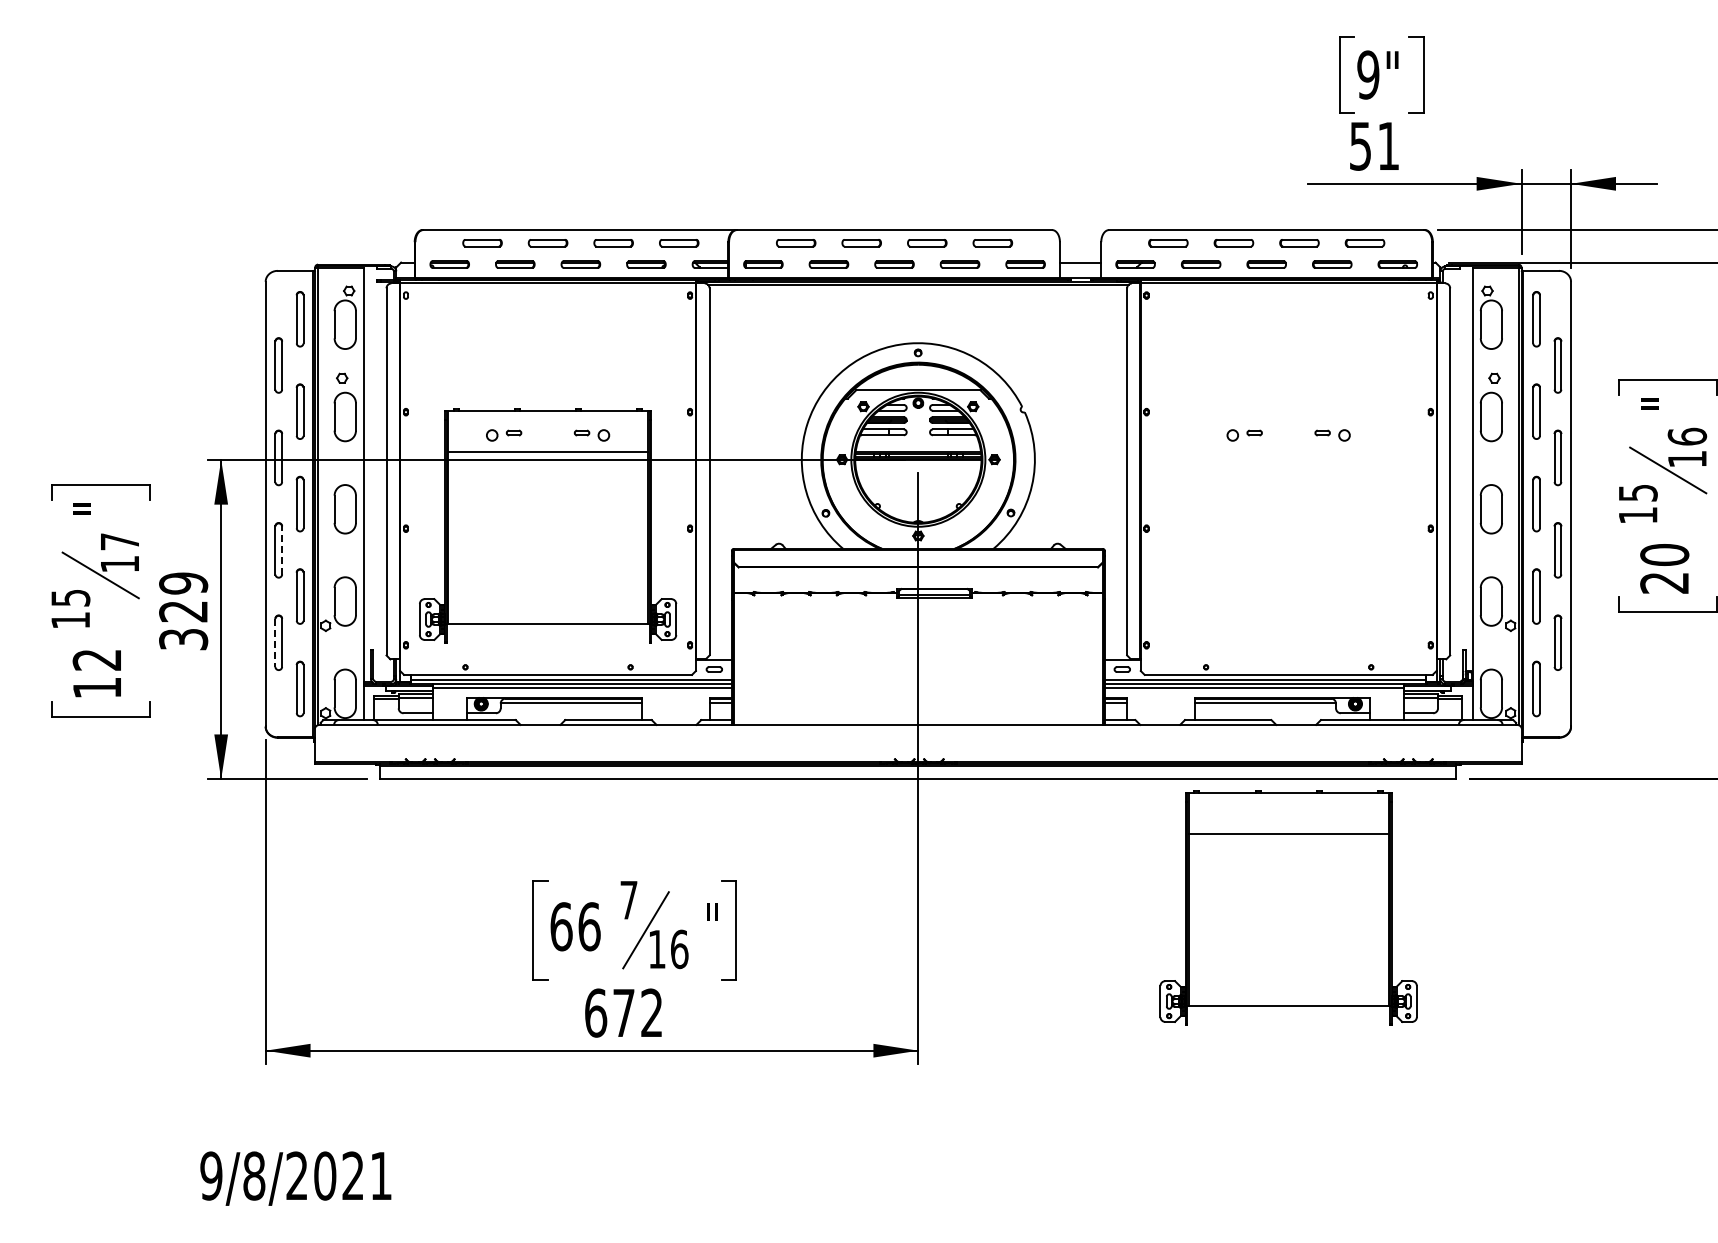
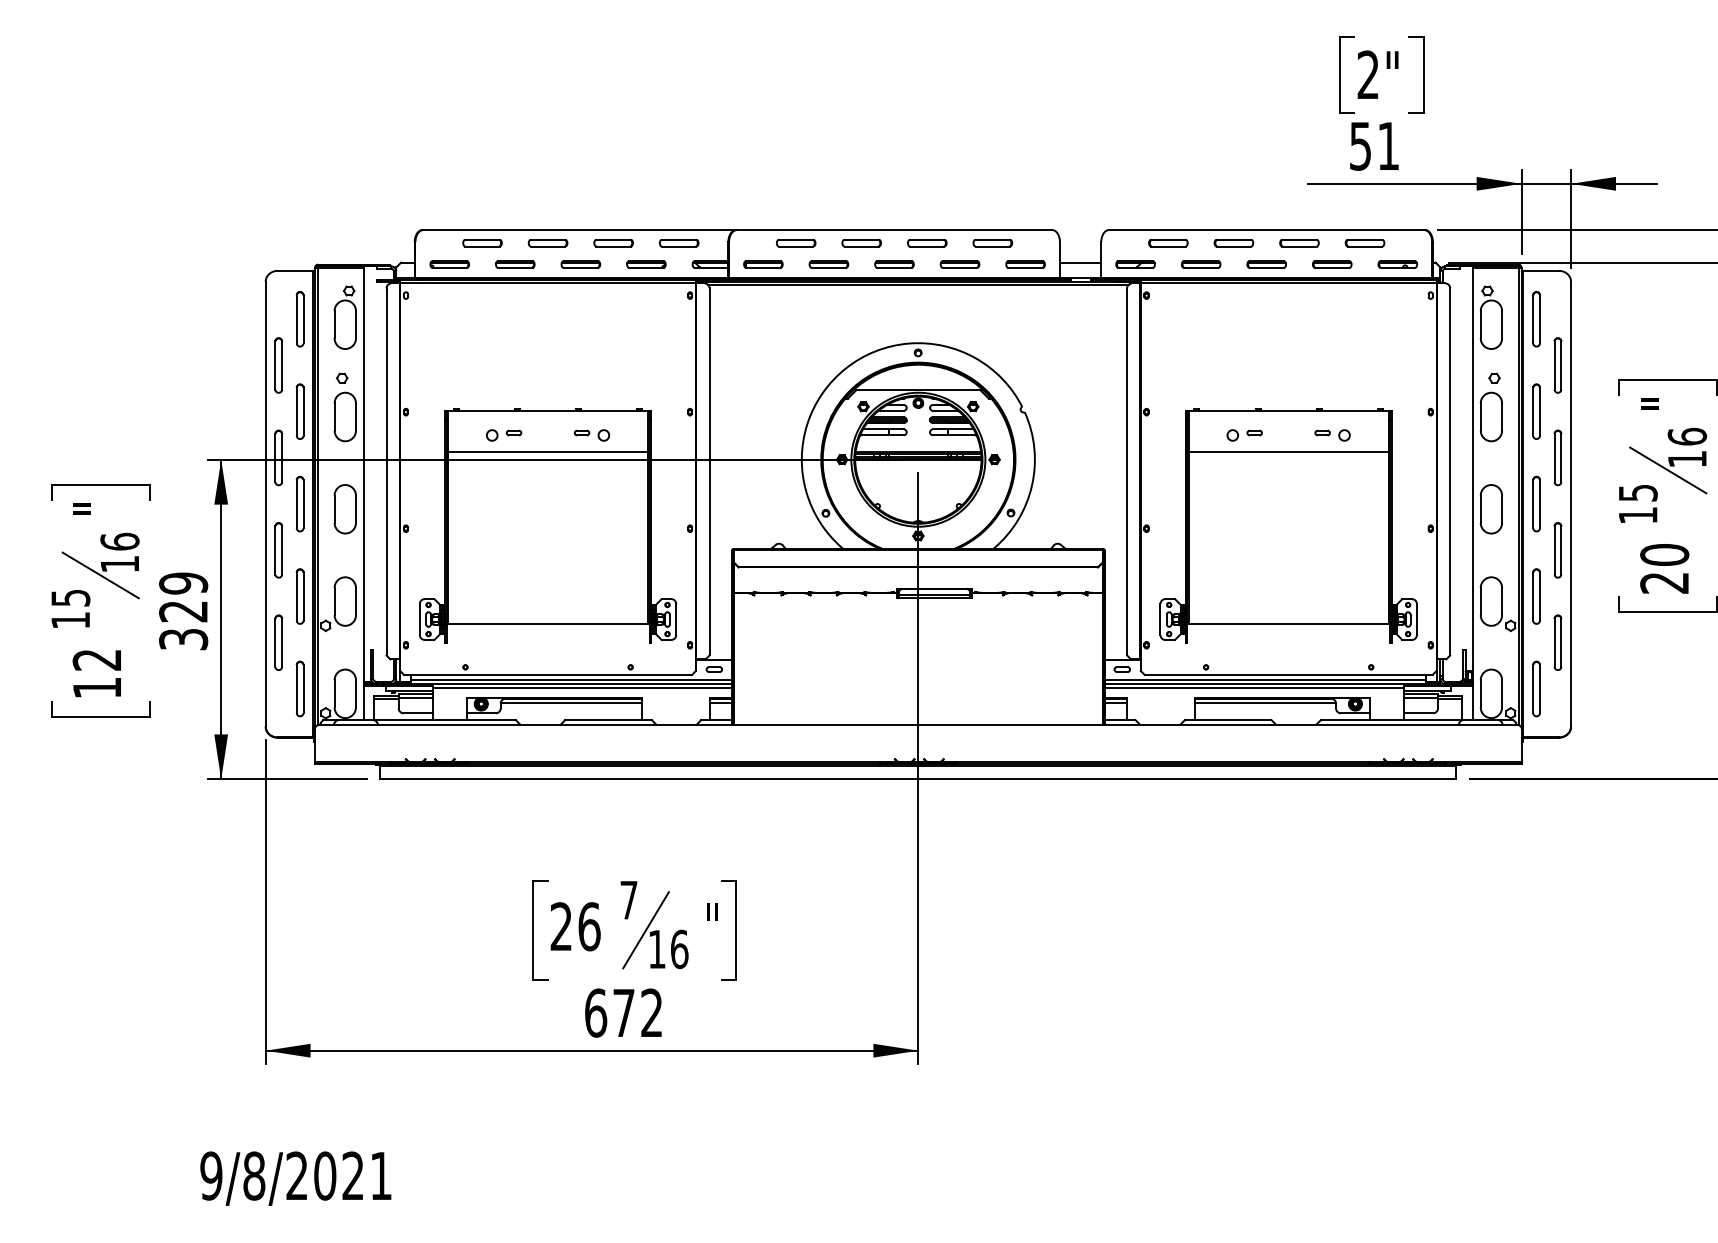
text: 9" -> 2" (1368, 74)
text: 17 -> 16 (119, 541)
line: dashed -> solid (282, 549)
line: dashed -> solid (275, 643)
part position: (1288, 907) -> (1288, 525) (1288, 525)
text: 66 -> 26 (561, 926)
